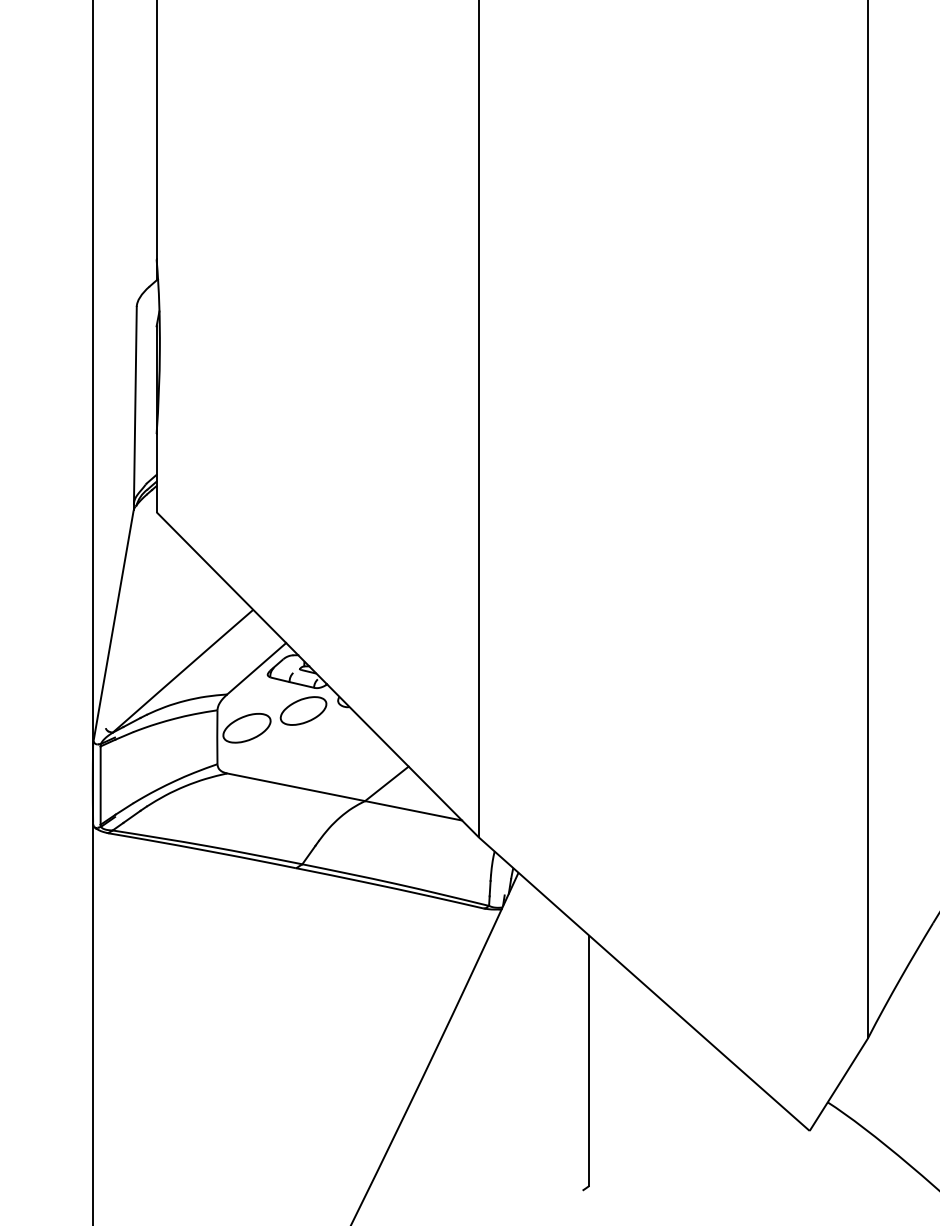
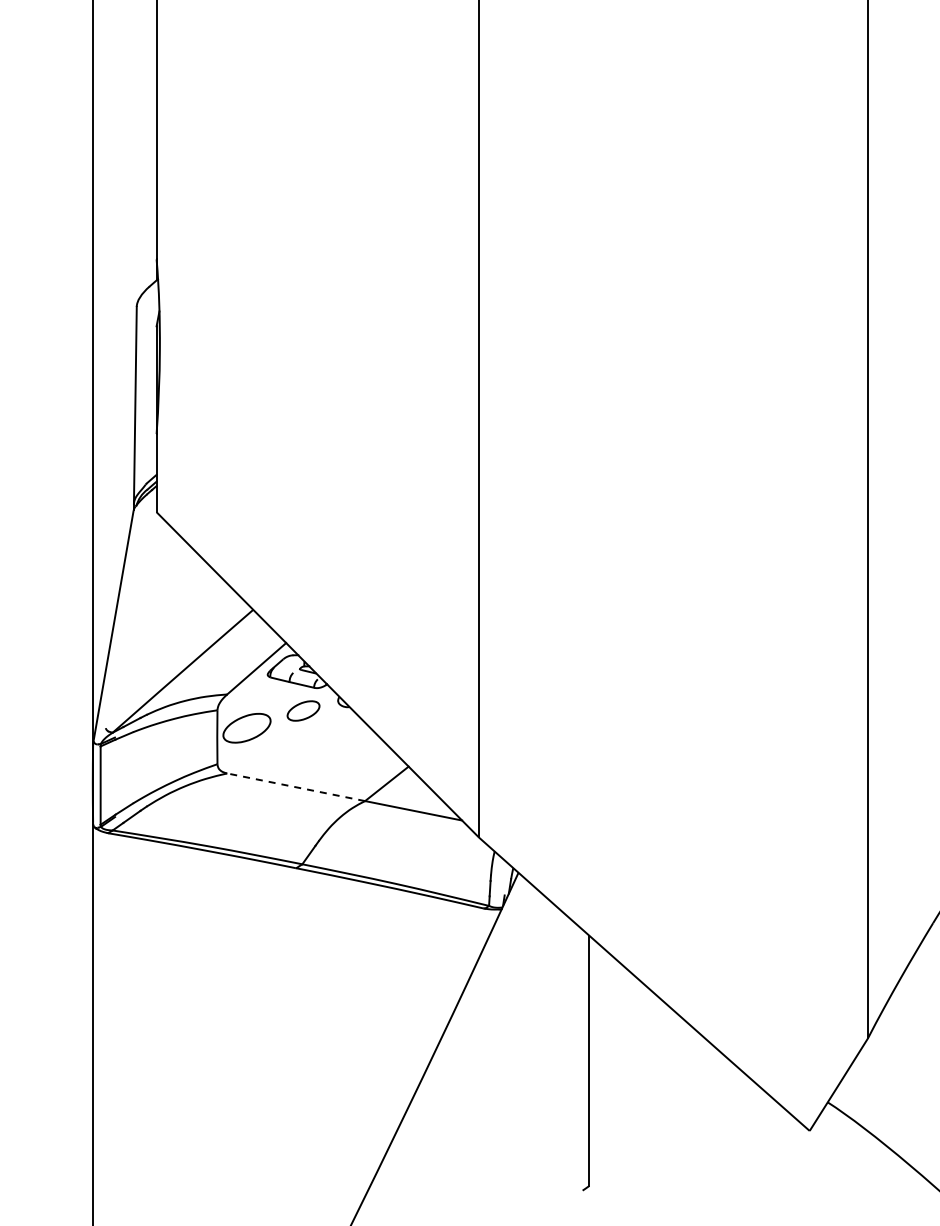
part size: 49x30 px -> 35x22 px (303, 710)
line: solid -> dashed (295, 787)
